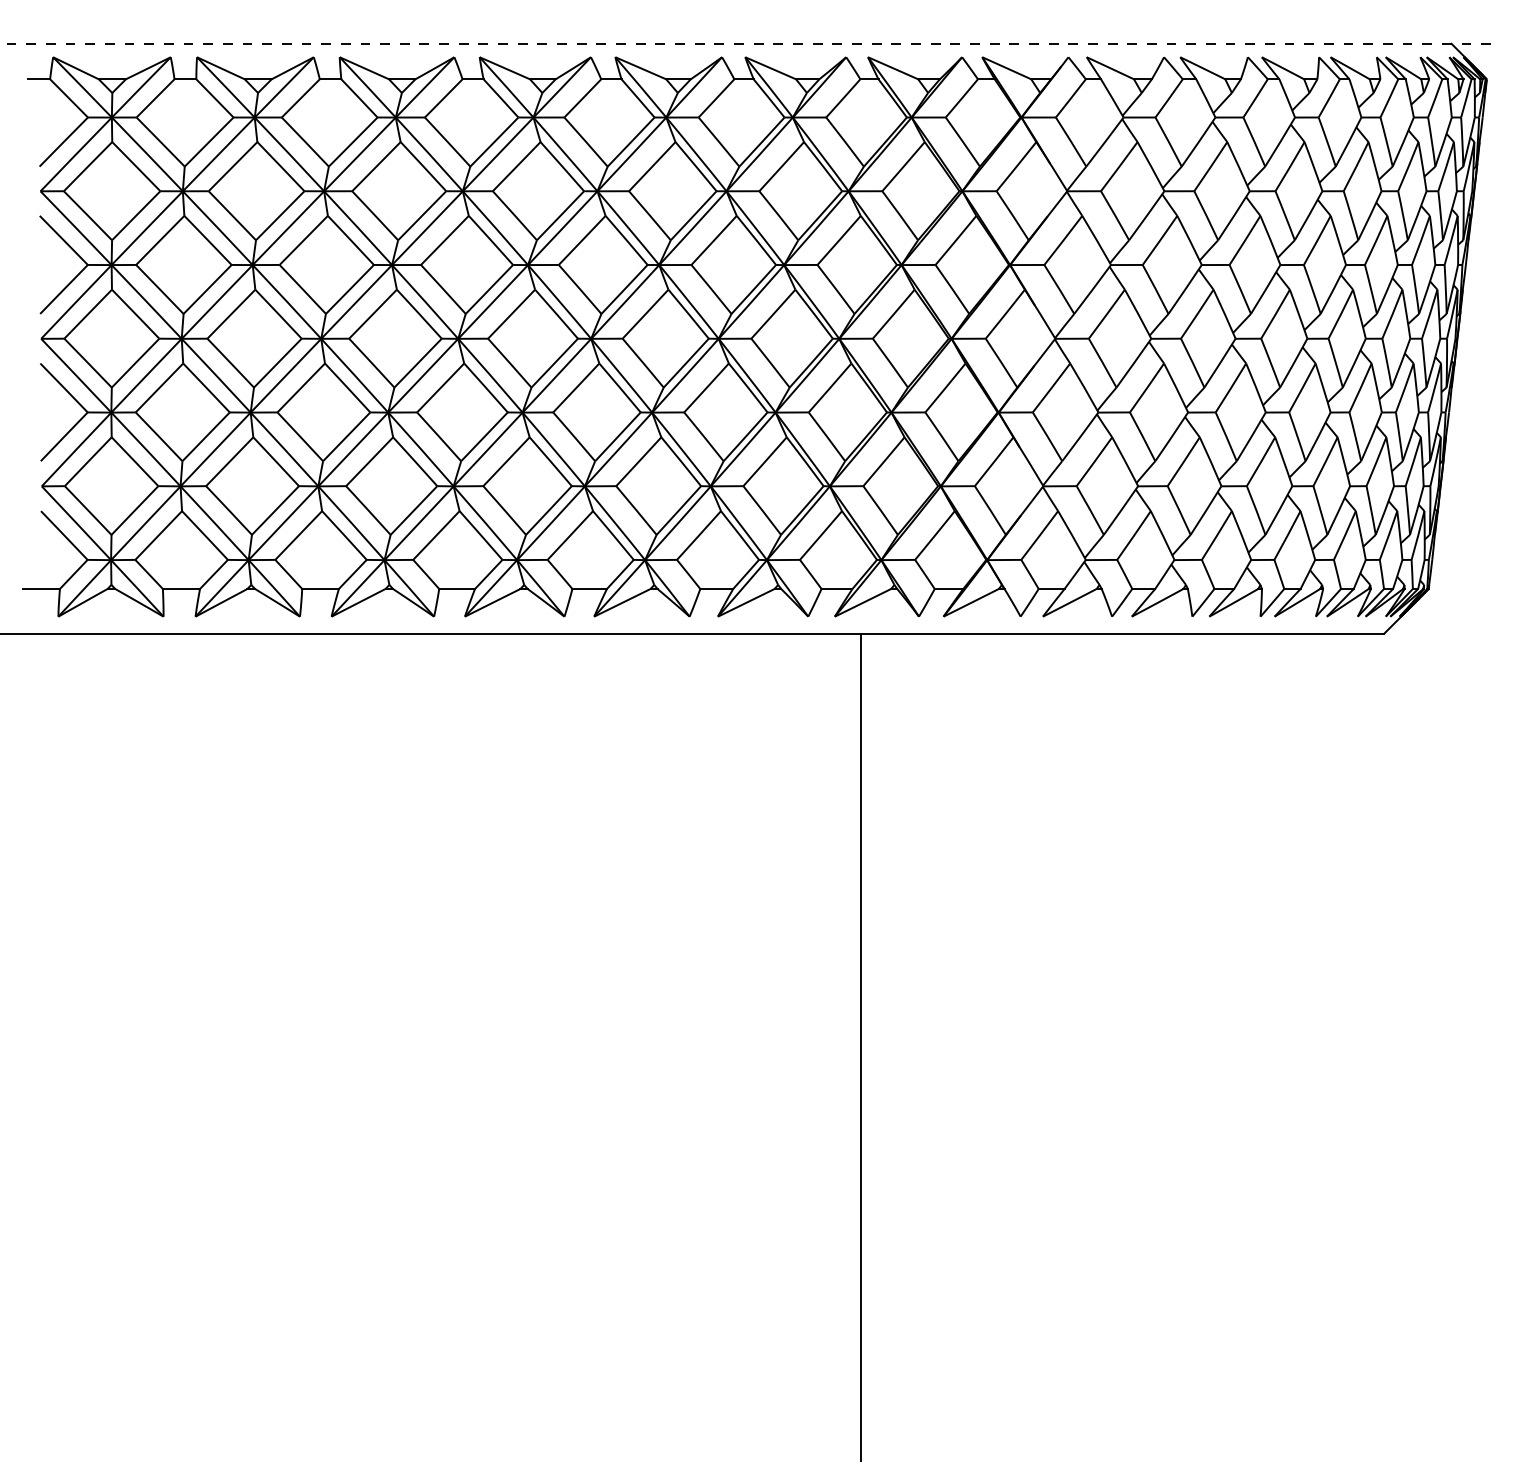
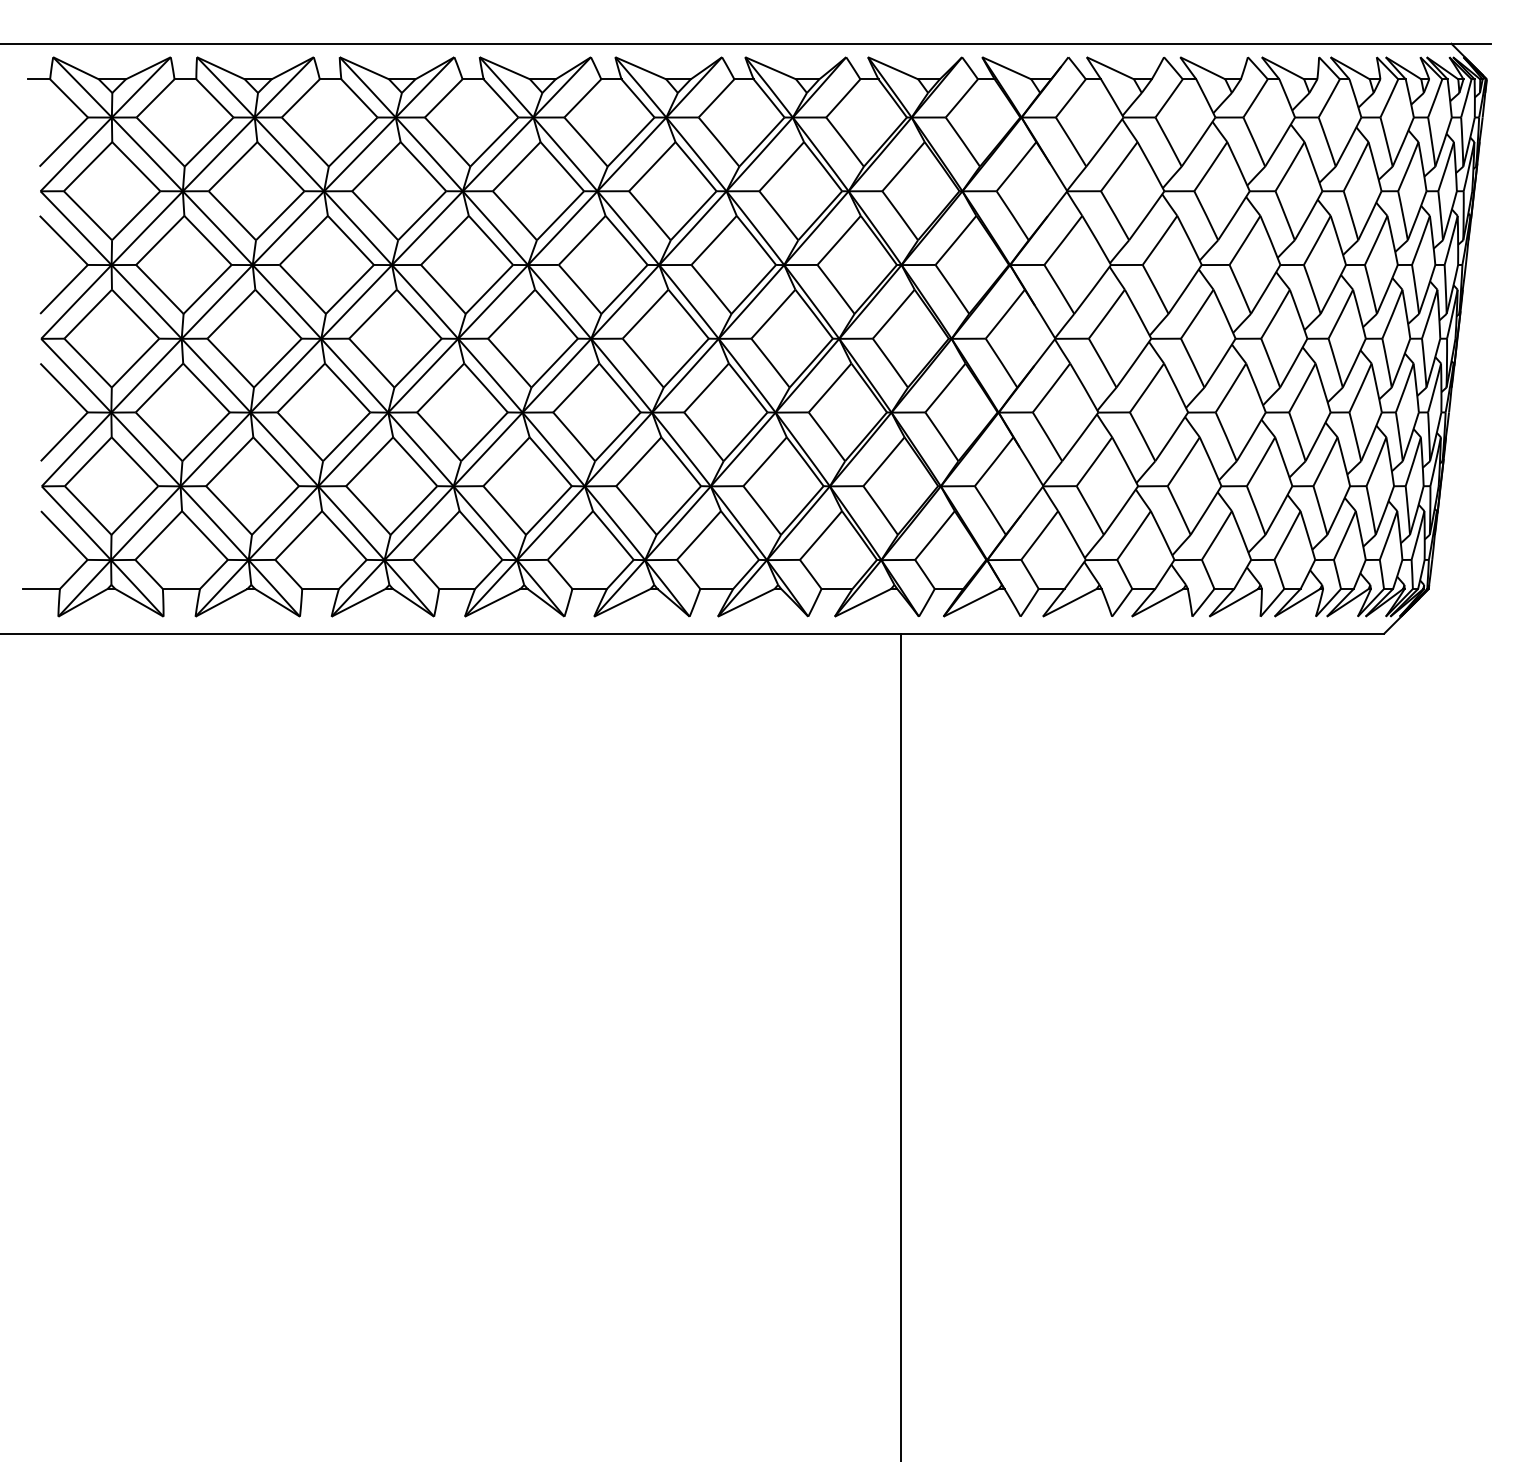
line: dashed -> solid (745, 43)
line position: (861, 1045) -> (901, 1045) (901, 1045)
